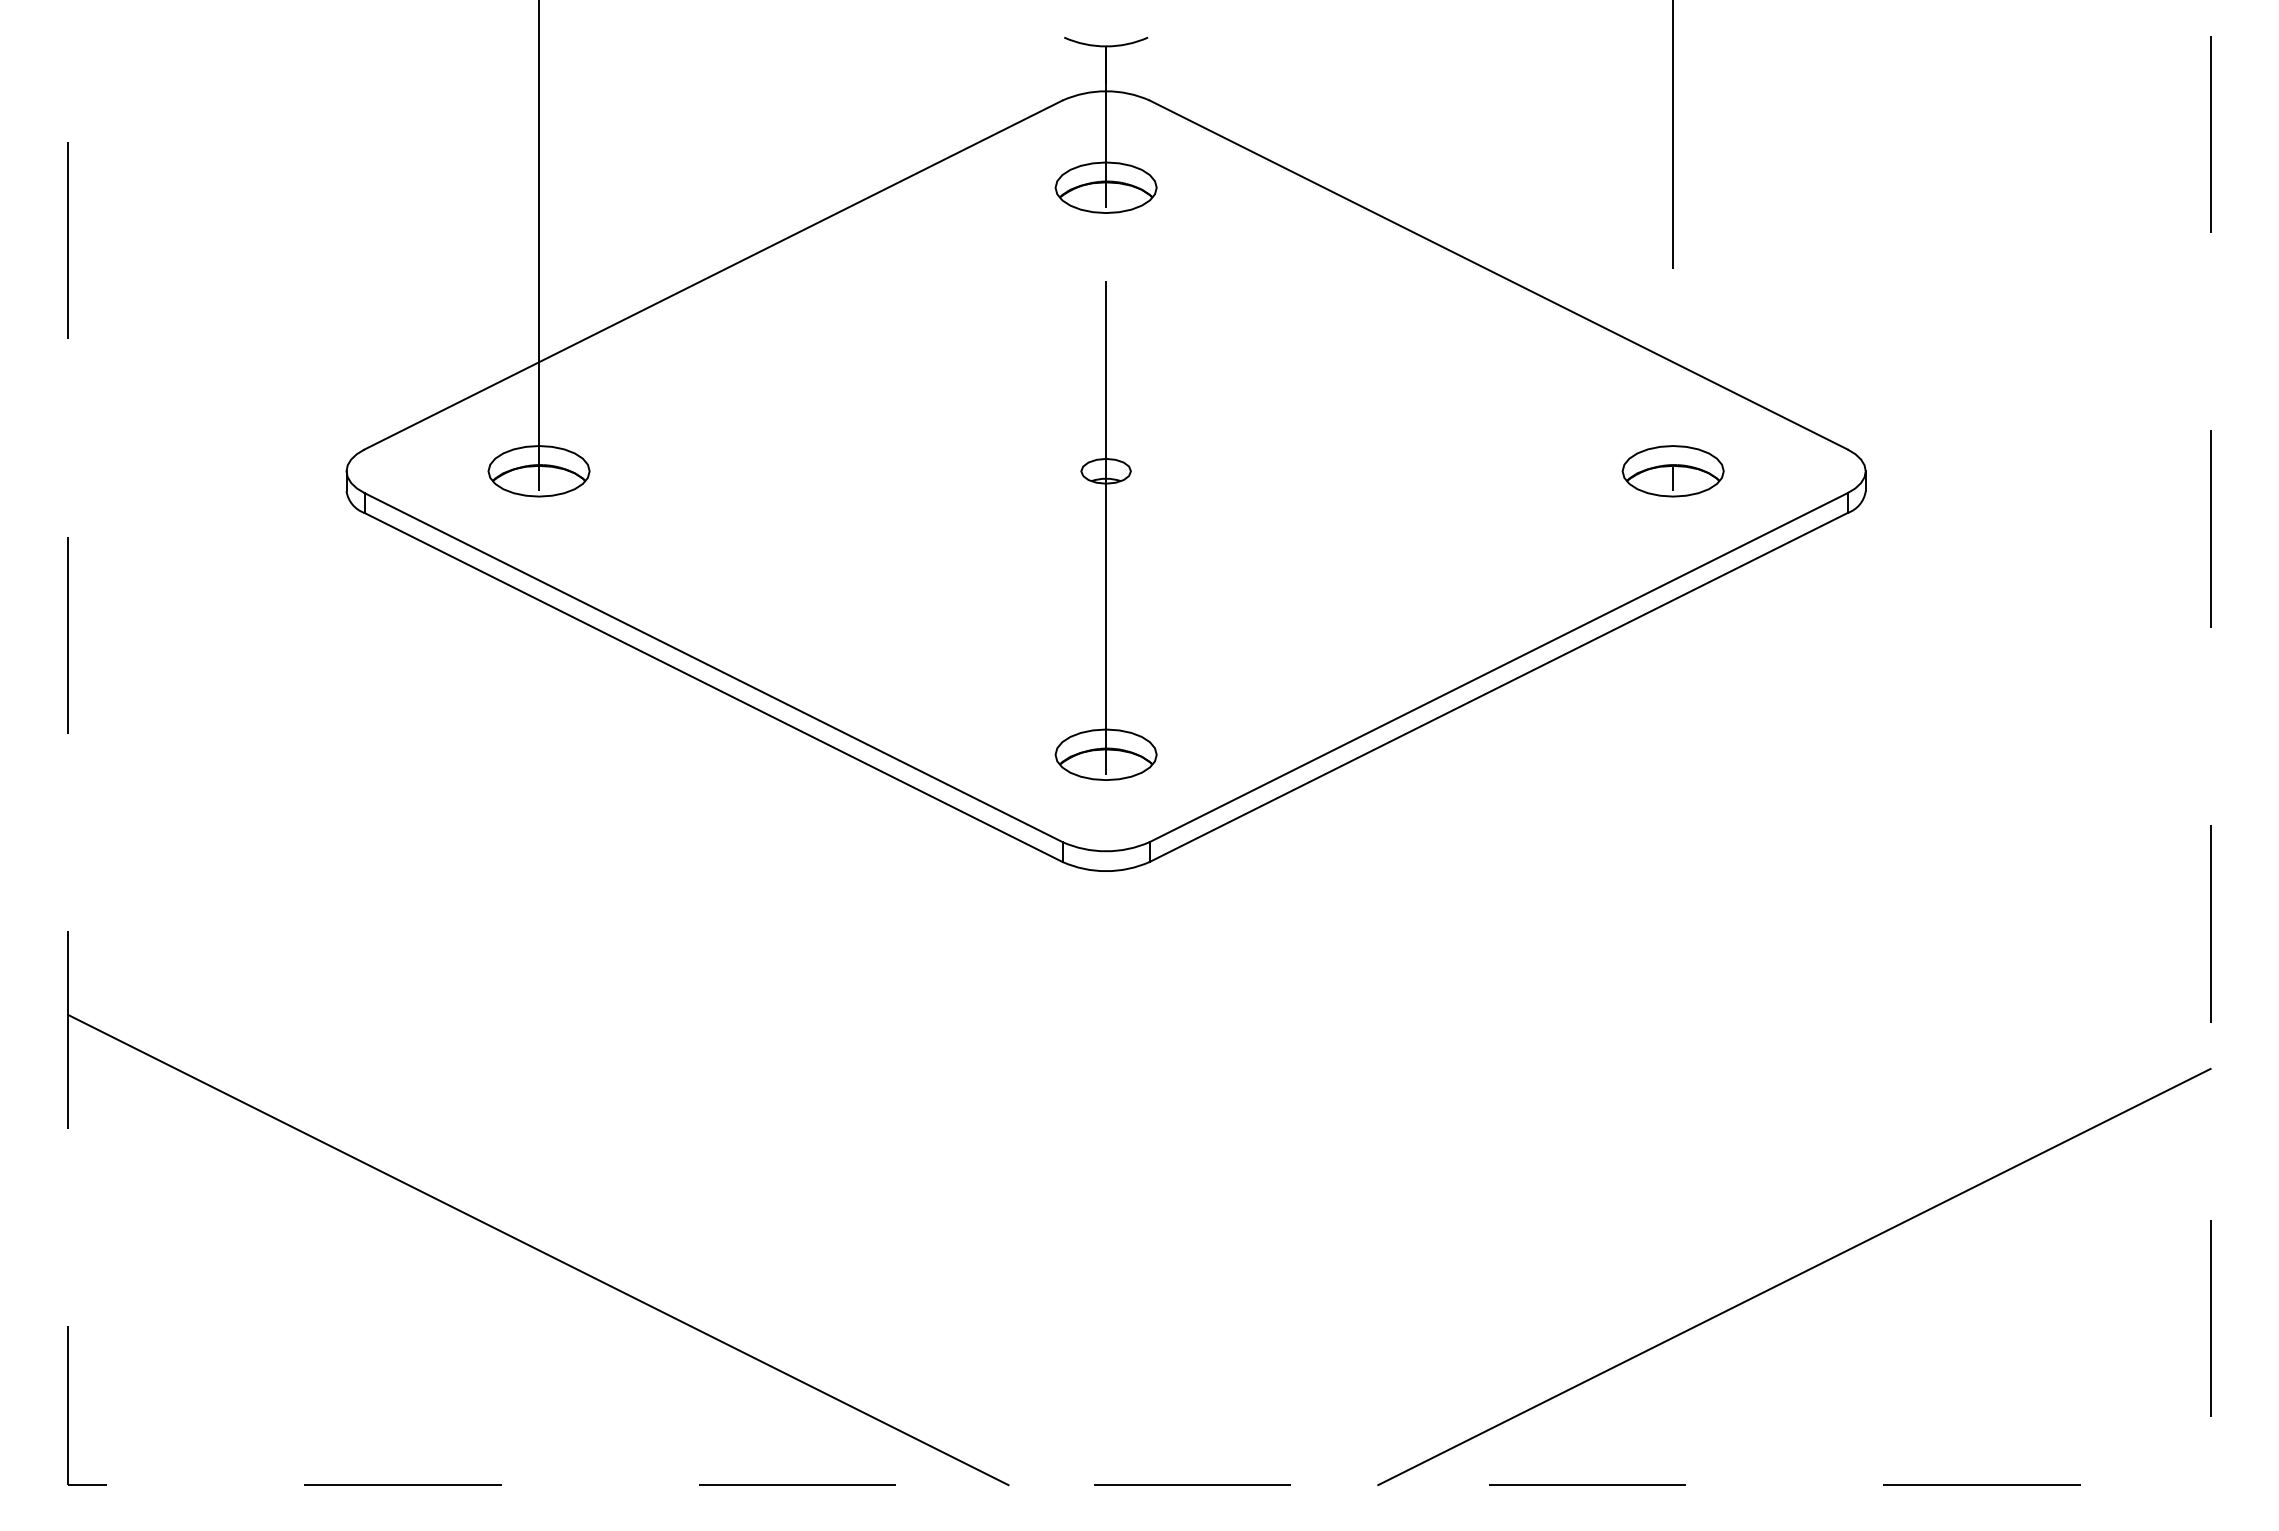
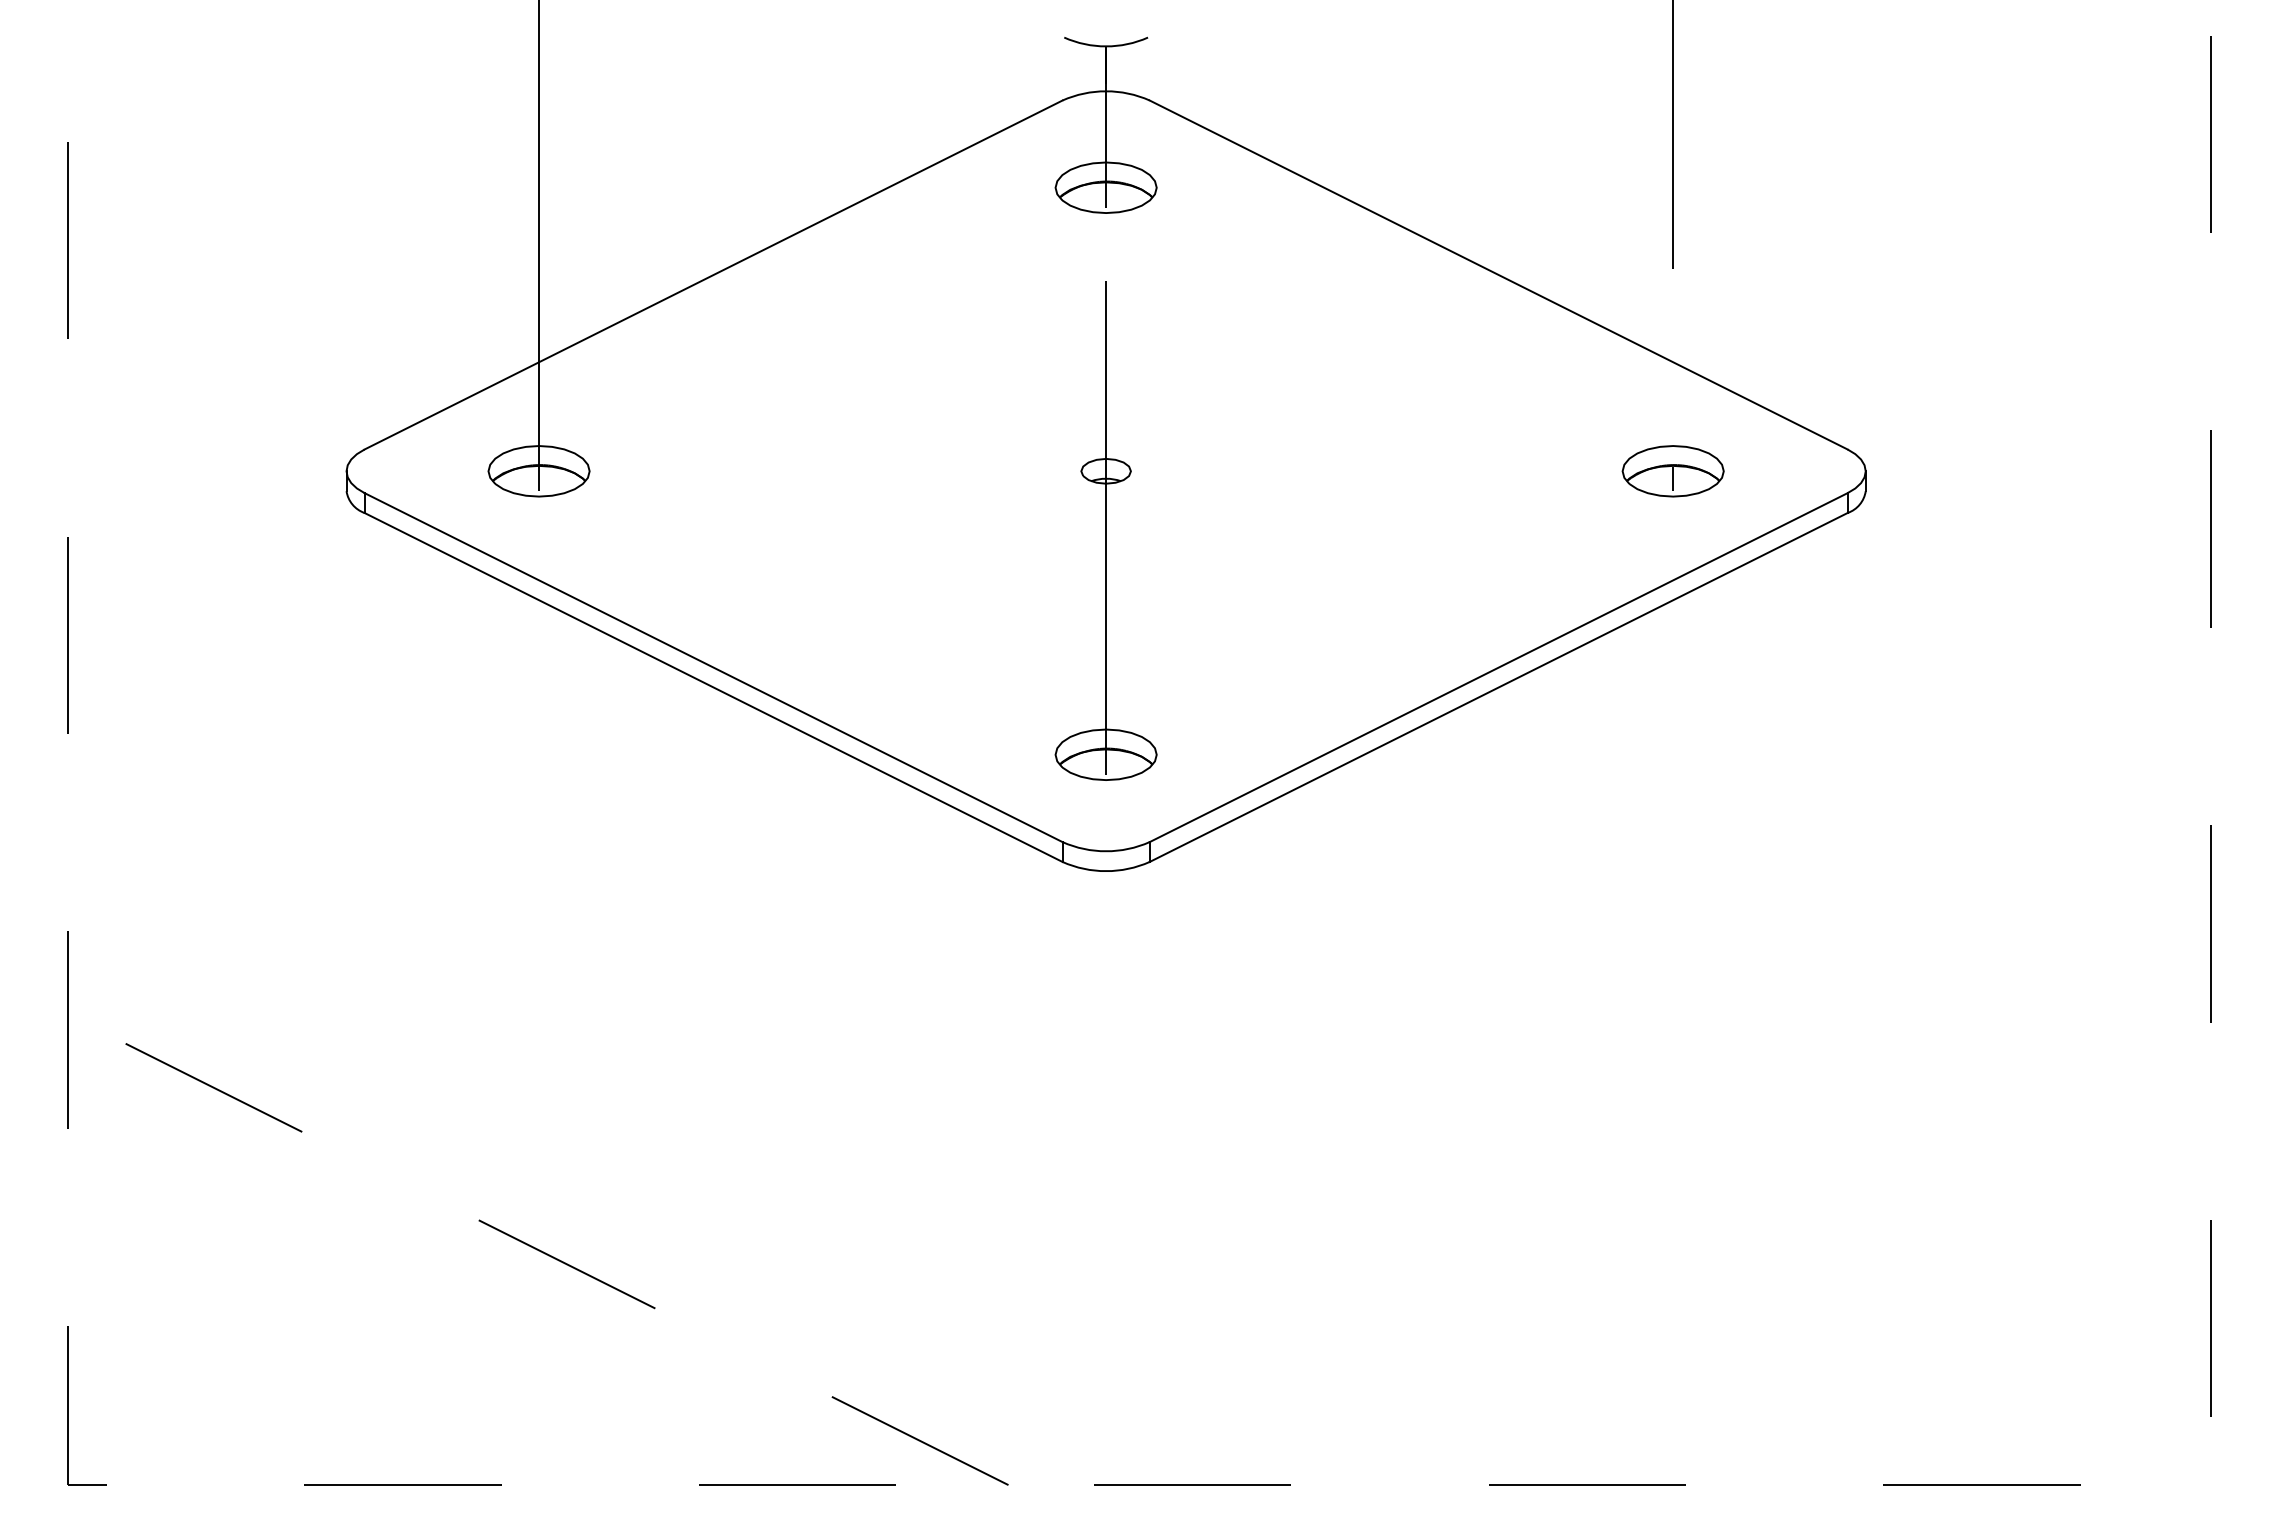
line: solid -> dashed (538, 1250)
line: present -> none (1794, 1276)
